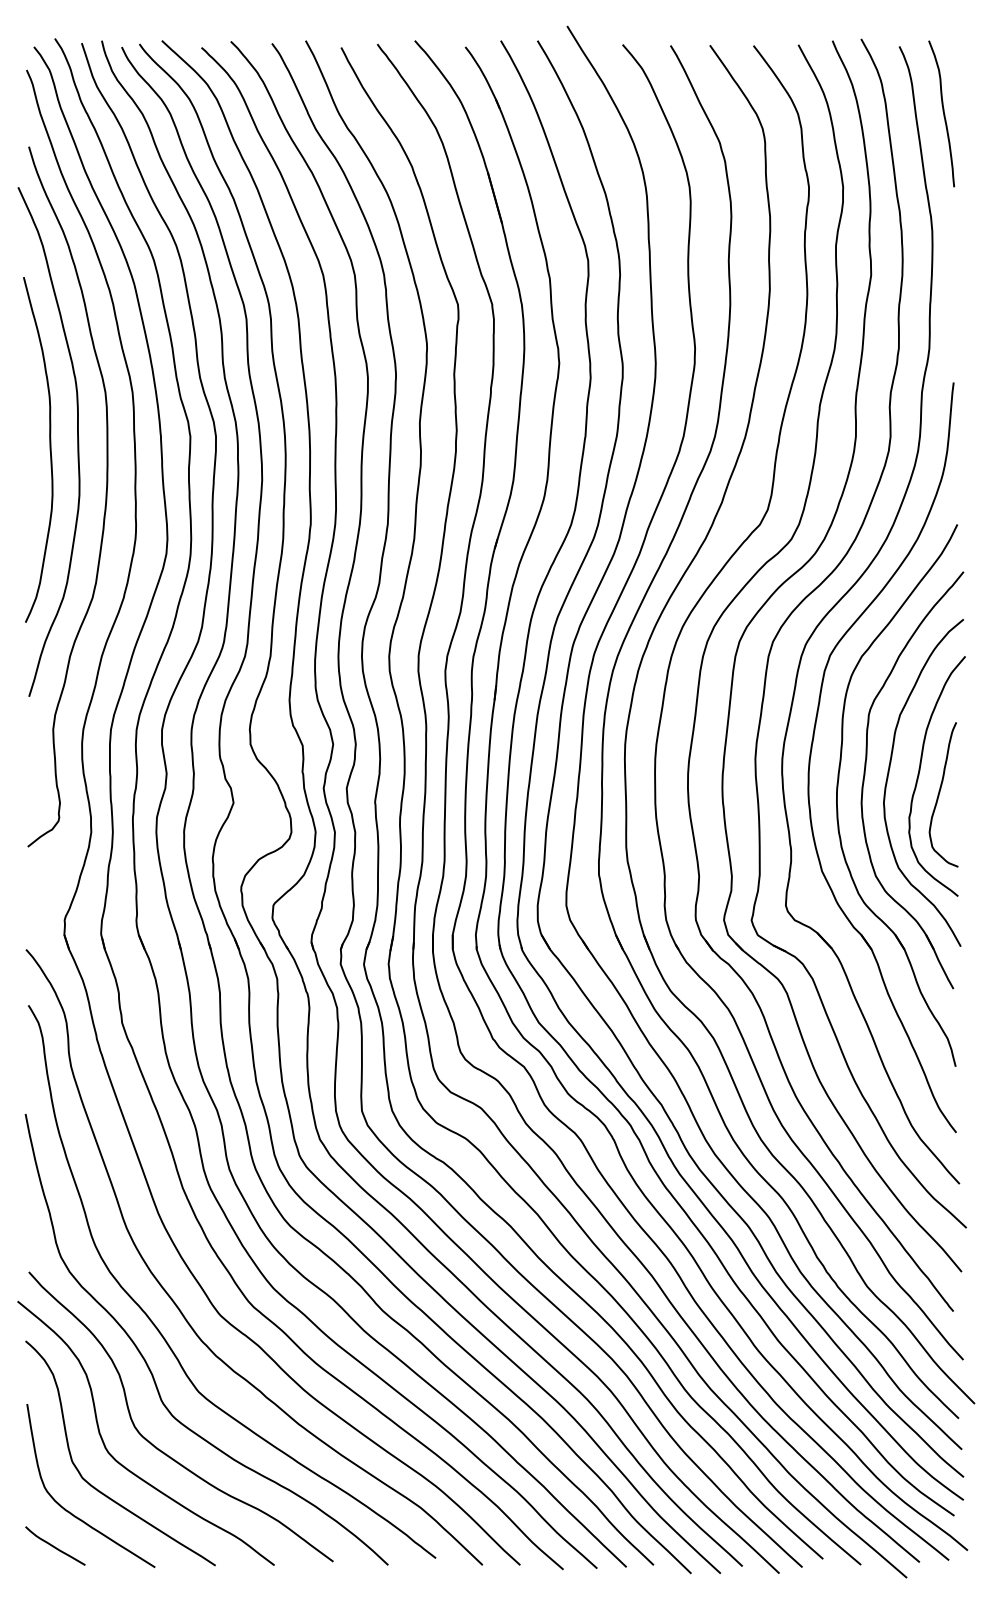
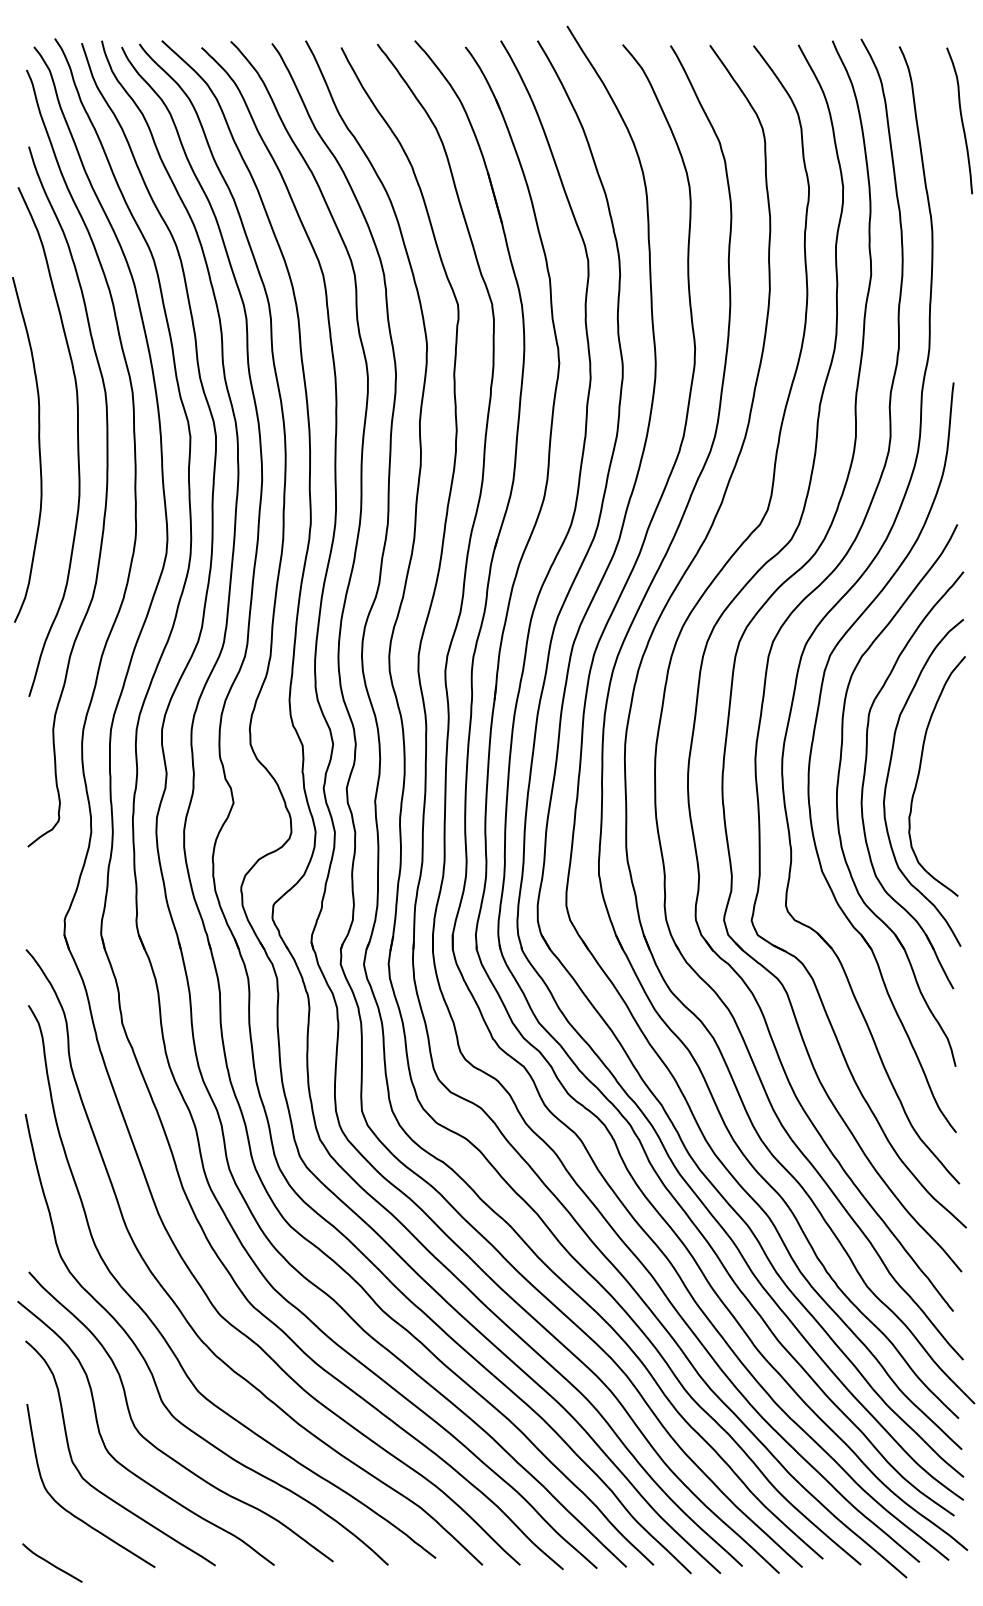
curve position: (943, 113) -> (961, 120) (961, 120)
curve position: (49, 449) -> (38, 449) (38, 449)
curve: present -> none (940, 792)
curve position: (55, 1546) -> (52, 1563) (52, 1563)
